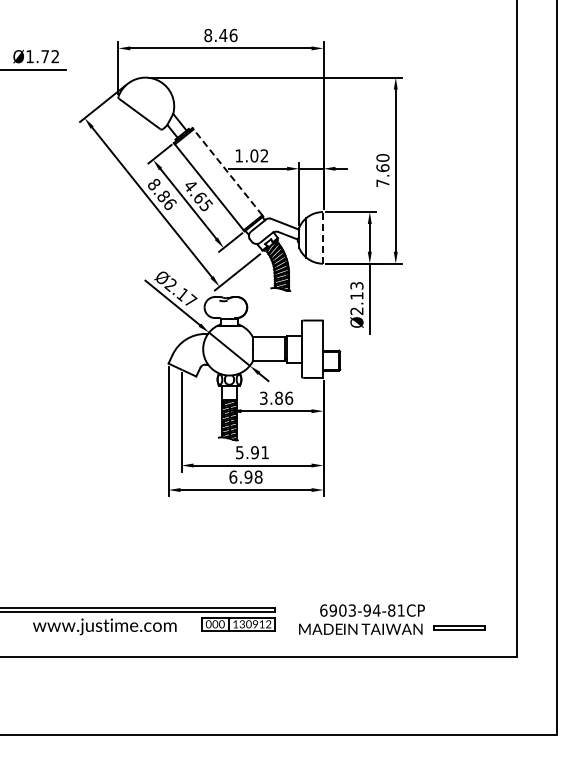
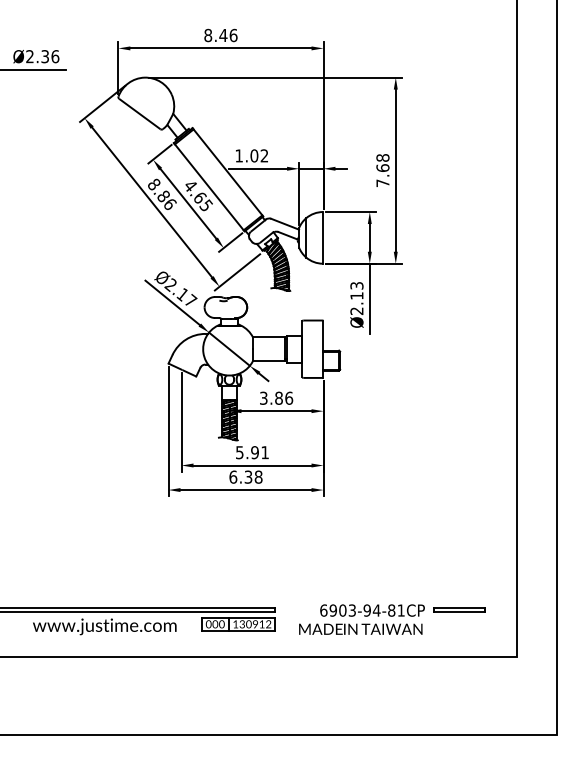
text: Ø1.72 -> Ø2.36 (42, 56)
text: 7.60 -> 7.68 (382, 157)
line: dashed -> solid (227, 172)
line: dashed -> solid (323, 237)
text: 6.98 -> 6.38 (248, 476)
part position: (459, 627) -> (459, 609) (459, 609)
